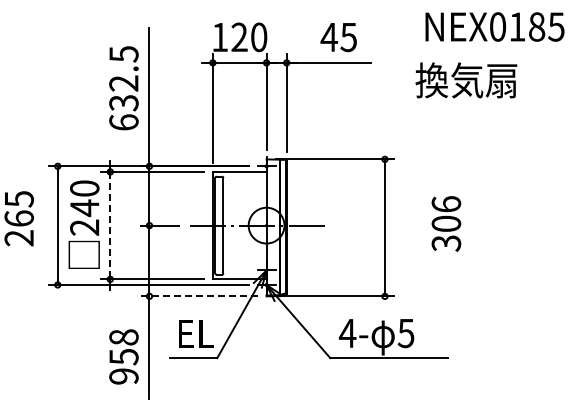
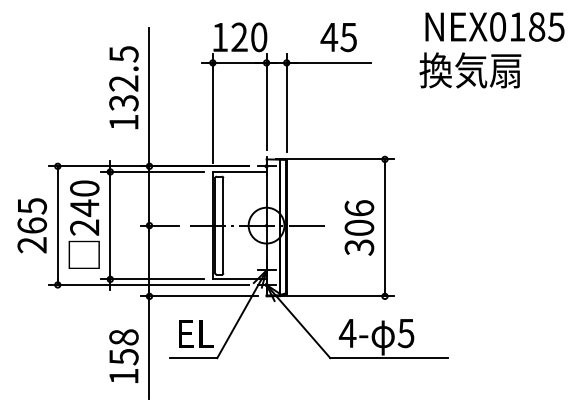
text position: (466, 80) -> (470, 70) (470, 70)
text: 632.5 -> 132.5 (123, 122)
text position: (18, 218) -> (31, 225) (31, 225)
text position: (446, 223) -> (359, 227) (359, 227)
line: dashed -> solid (110, 225)
line: dashed -> solid (199, 296)
text: 958 -> 158 (123, 376)
